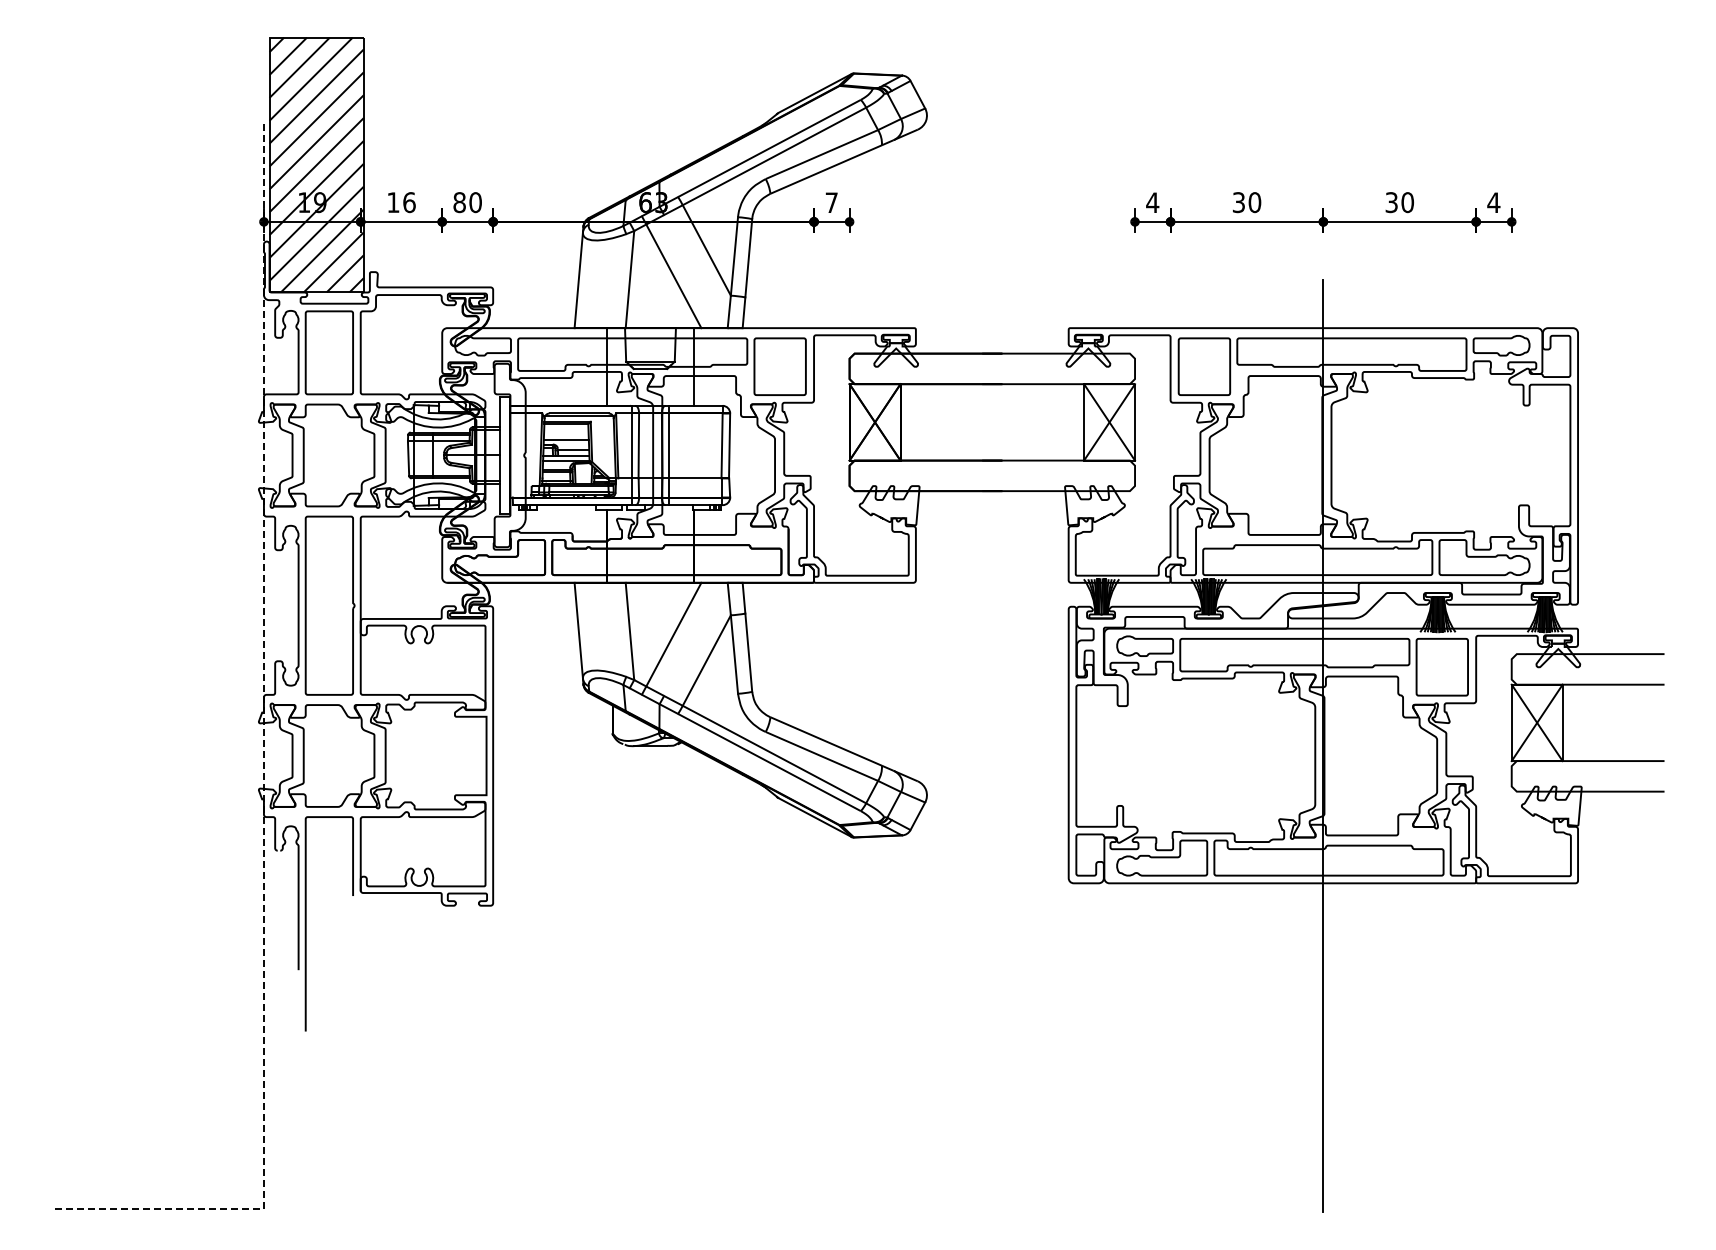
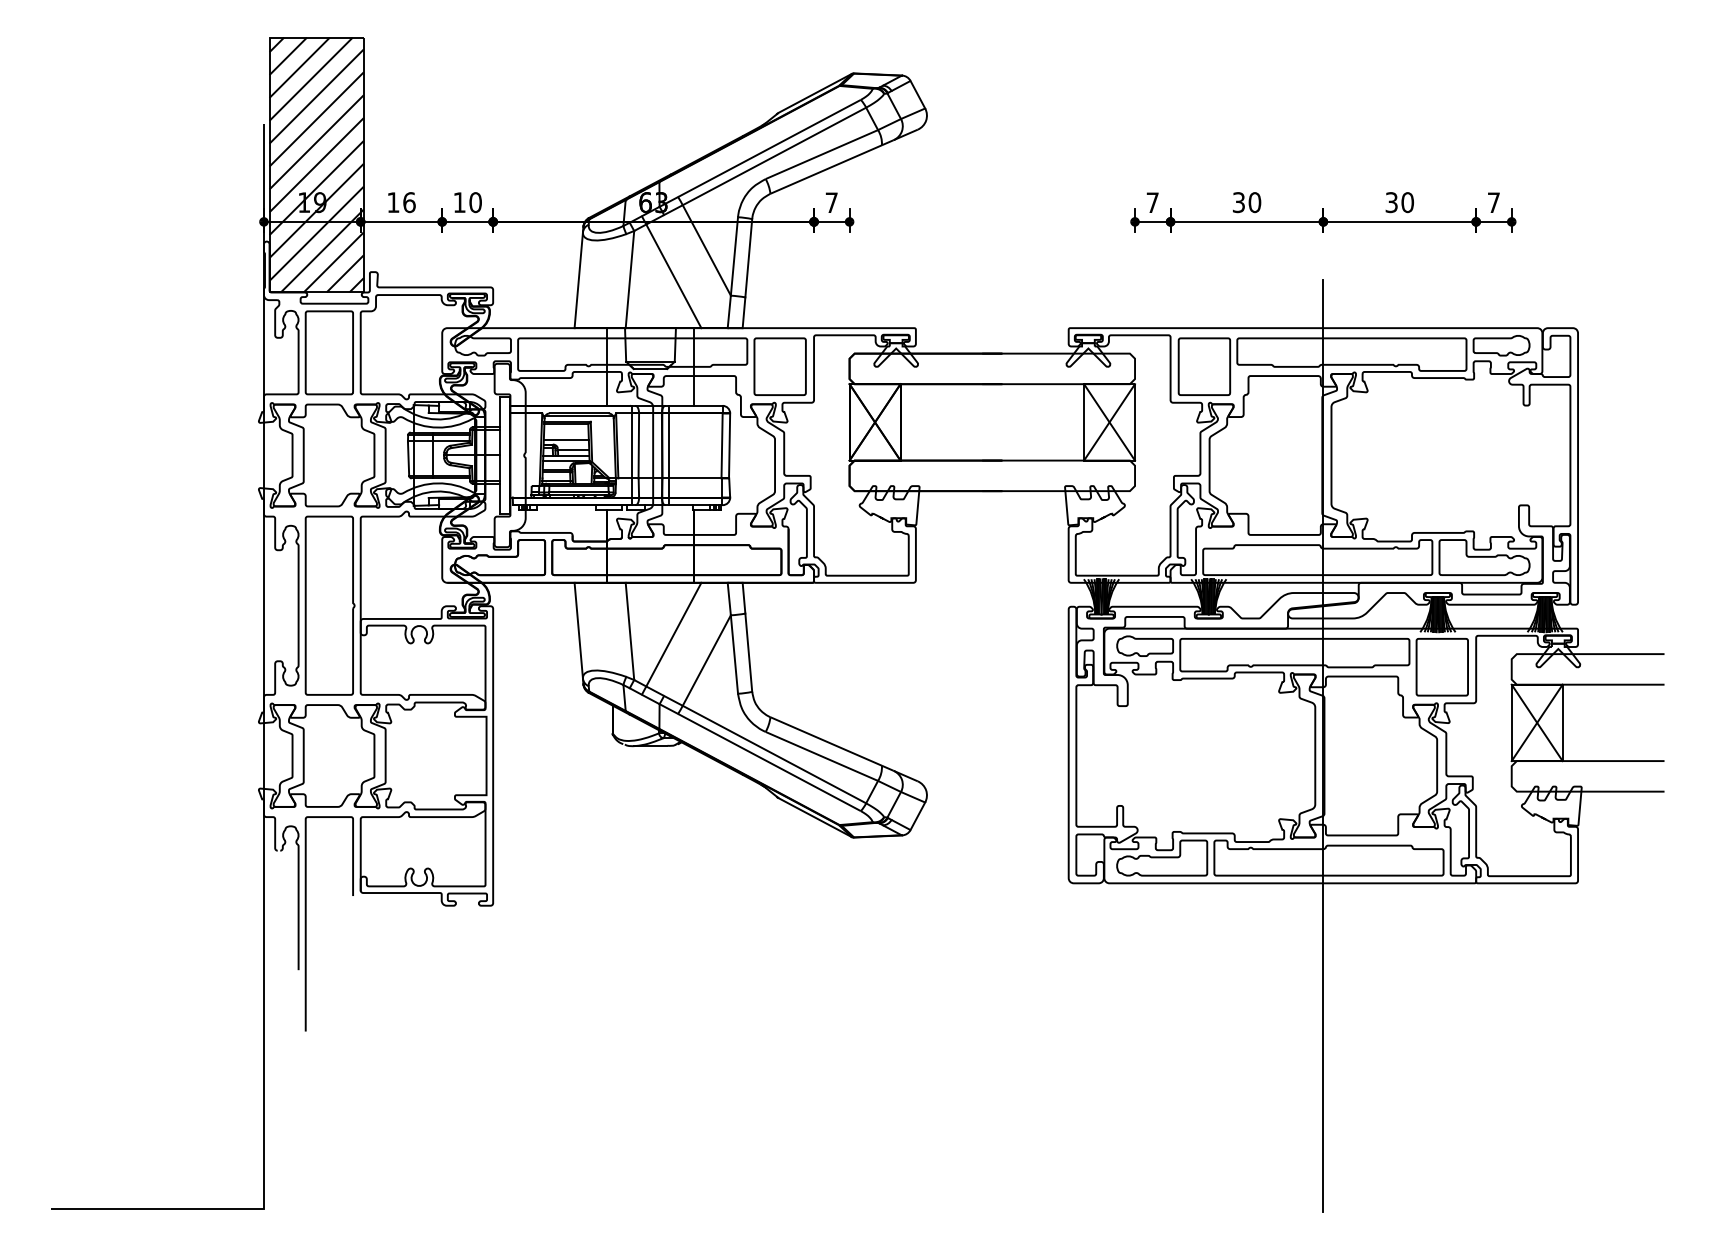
text: 80 -> 10 (459, 202)
text: 4 -> 7 (1152, 202)
text: 4 -> 7 (1493, 202)
line: dashed -> solid (263, 773)
